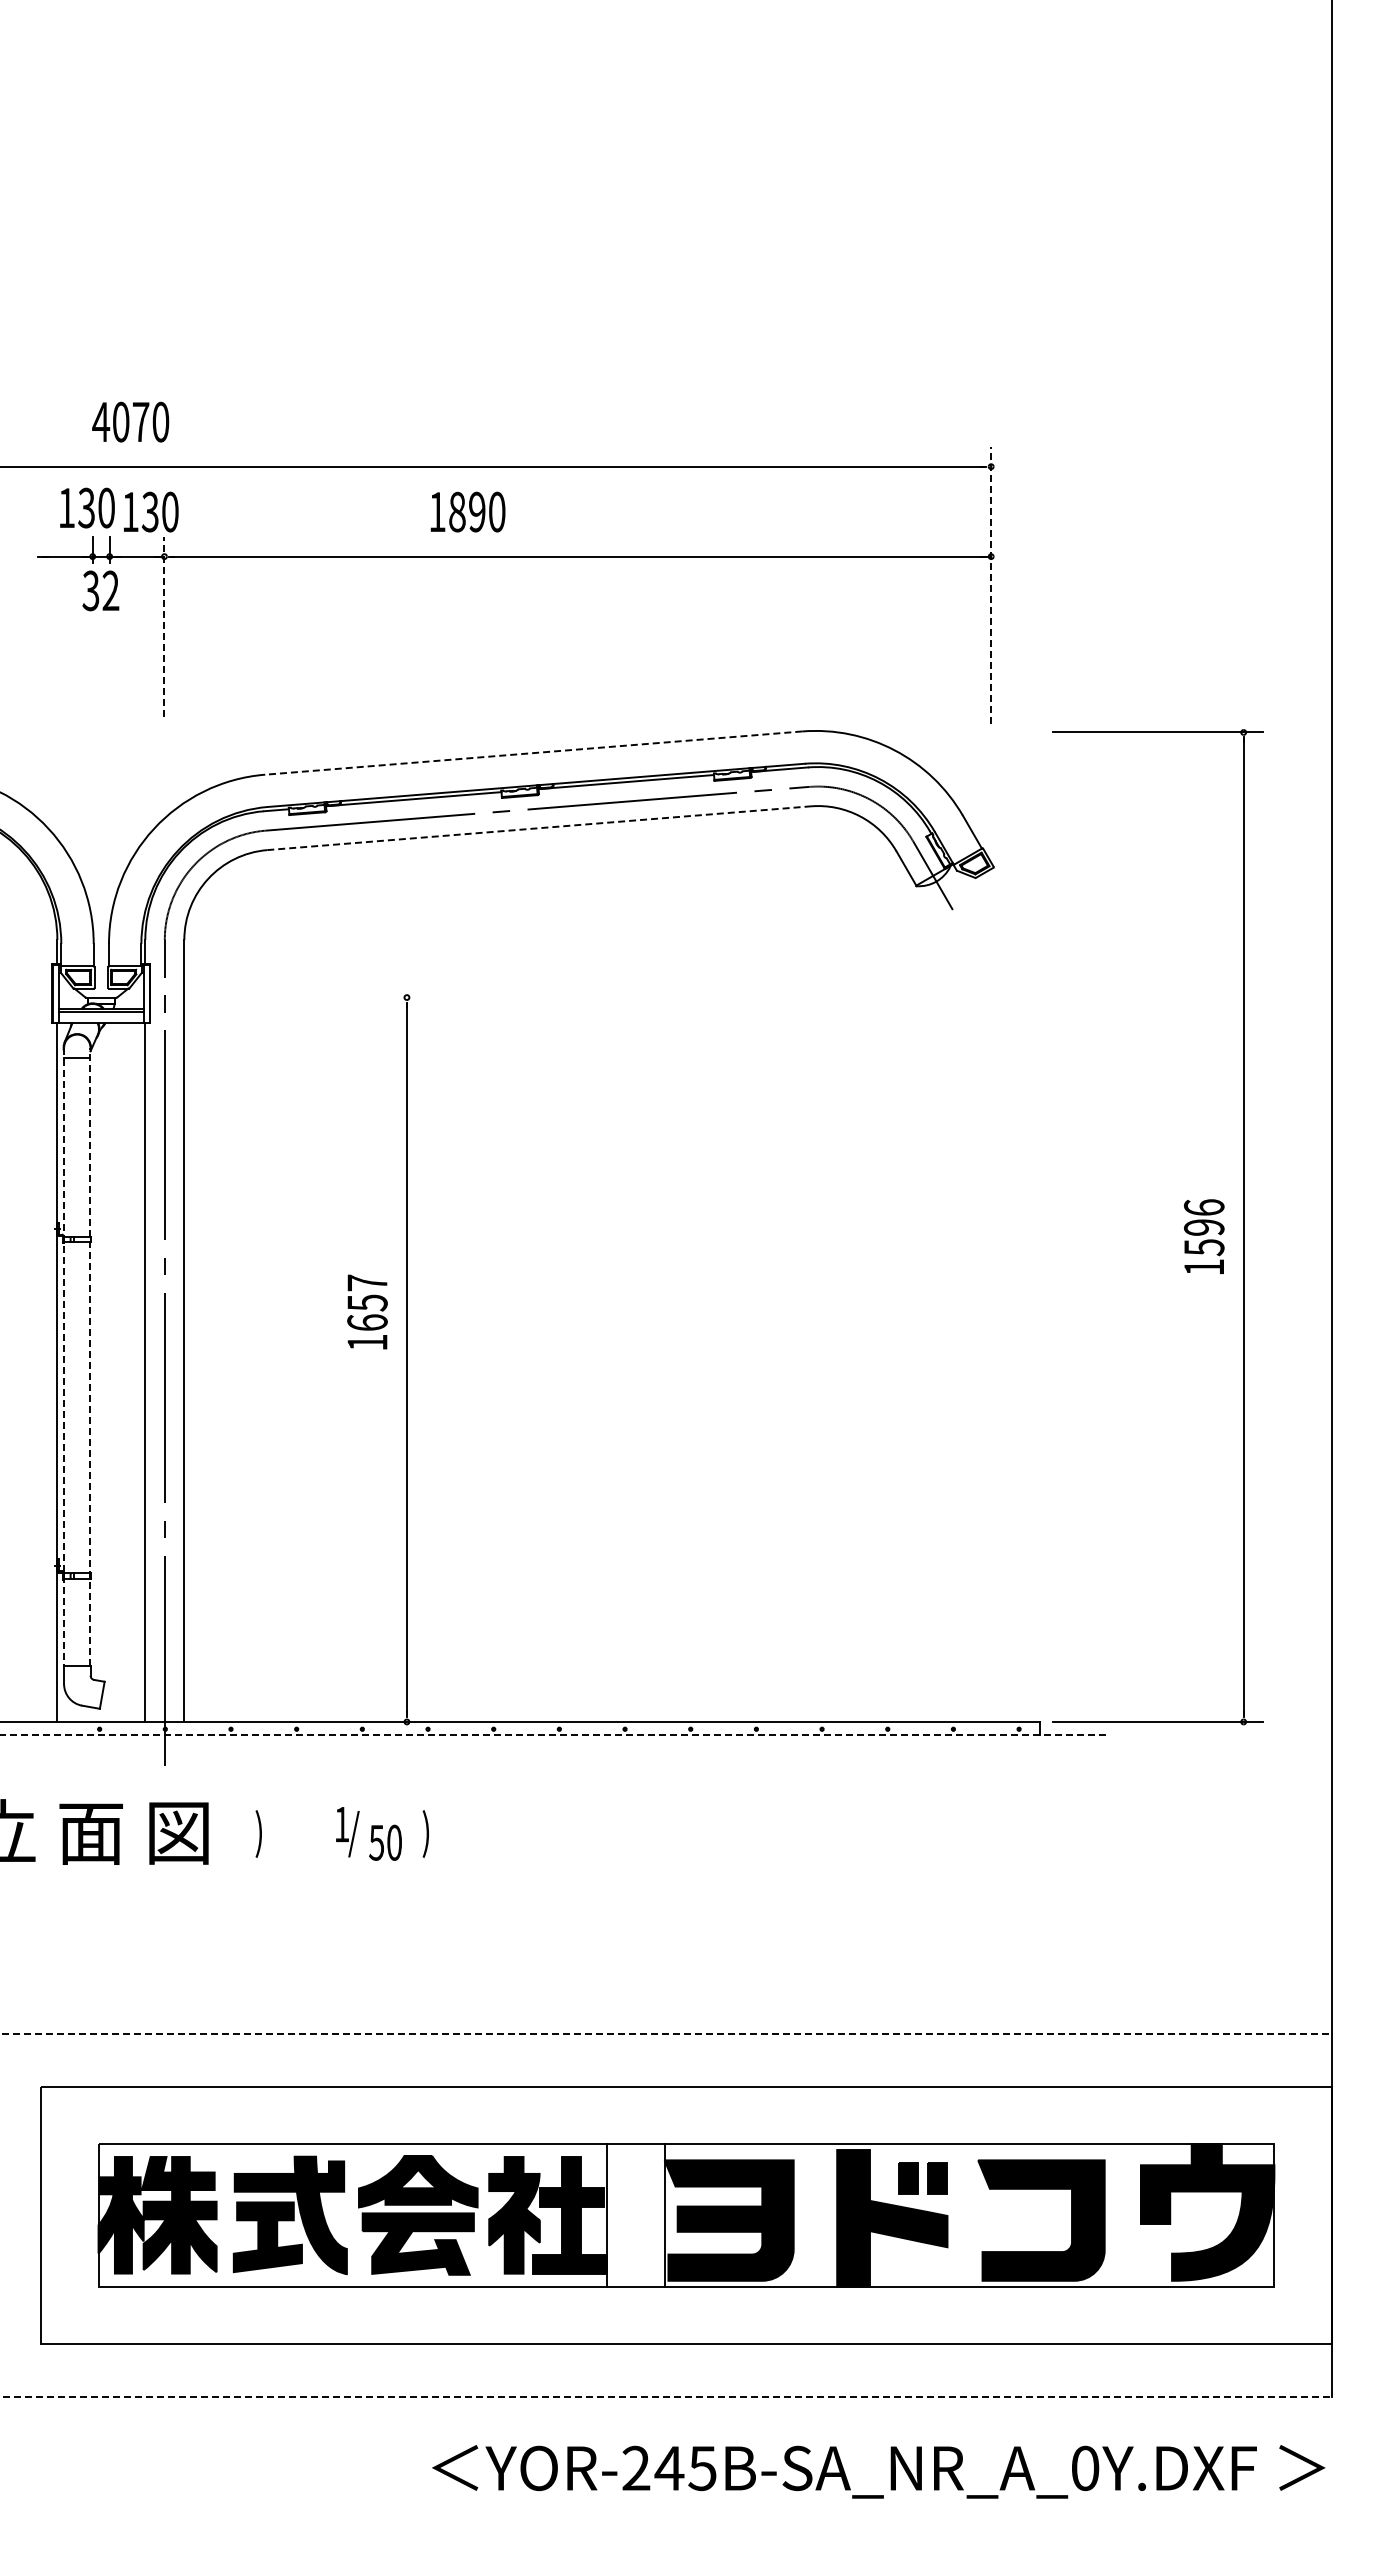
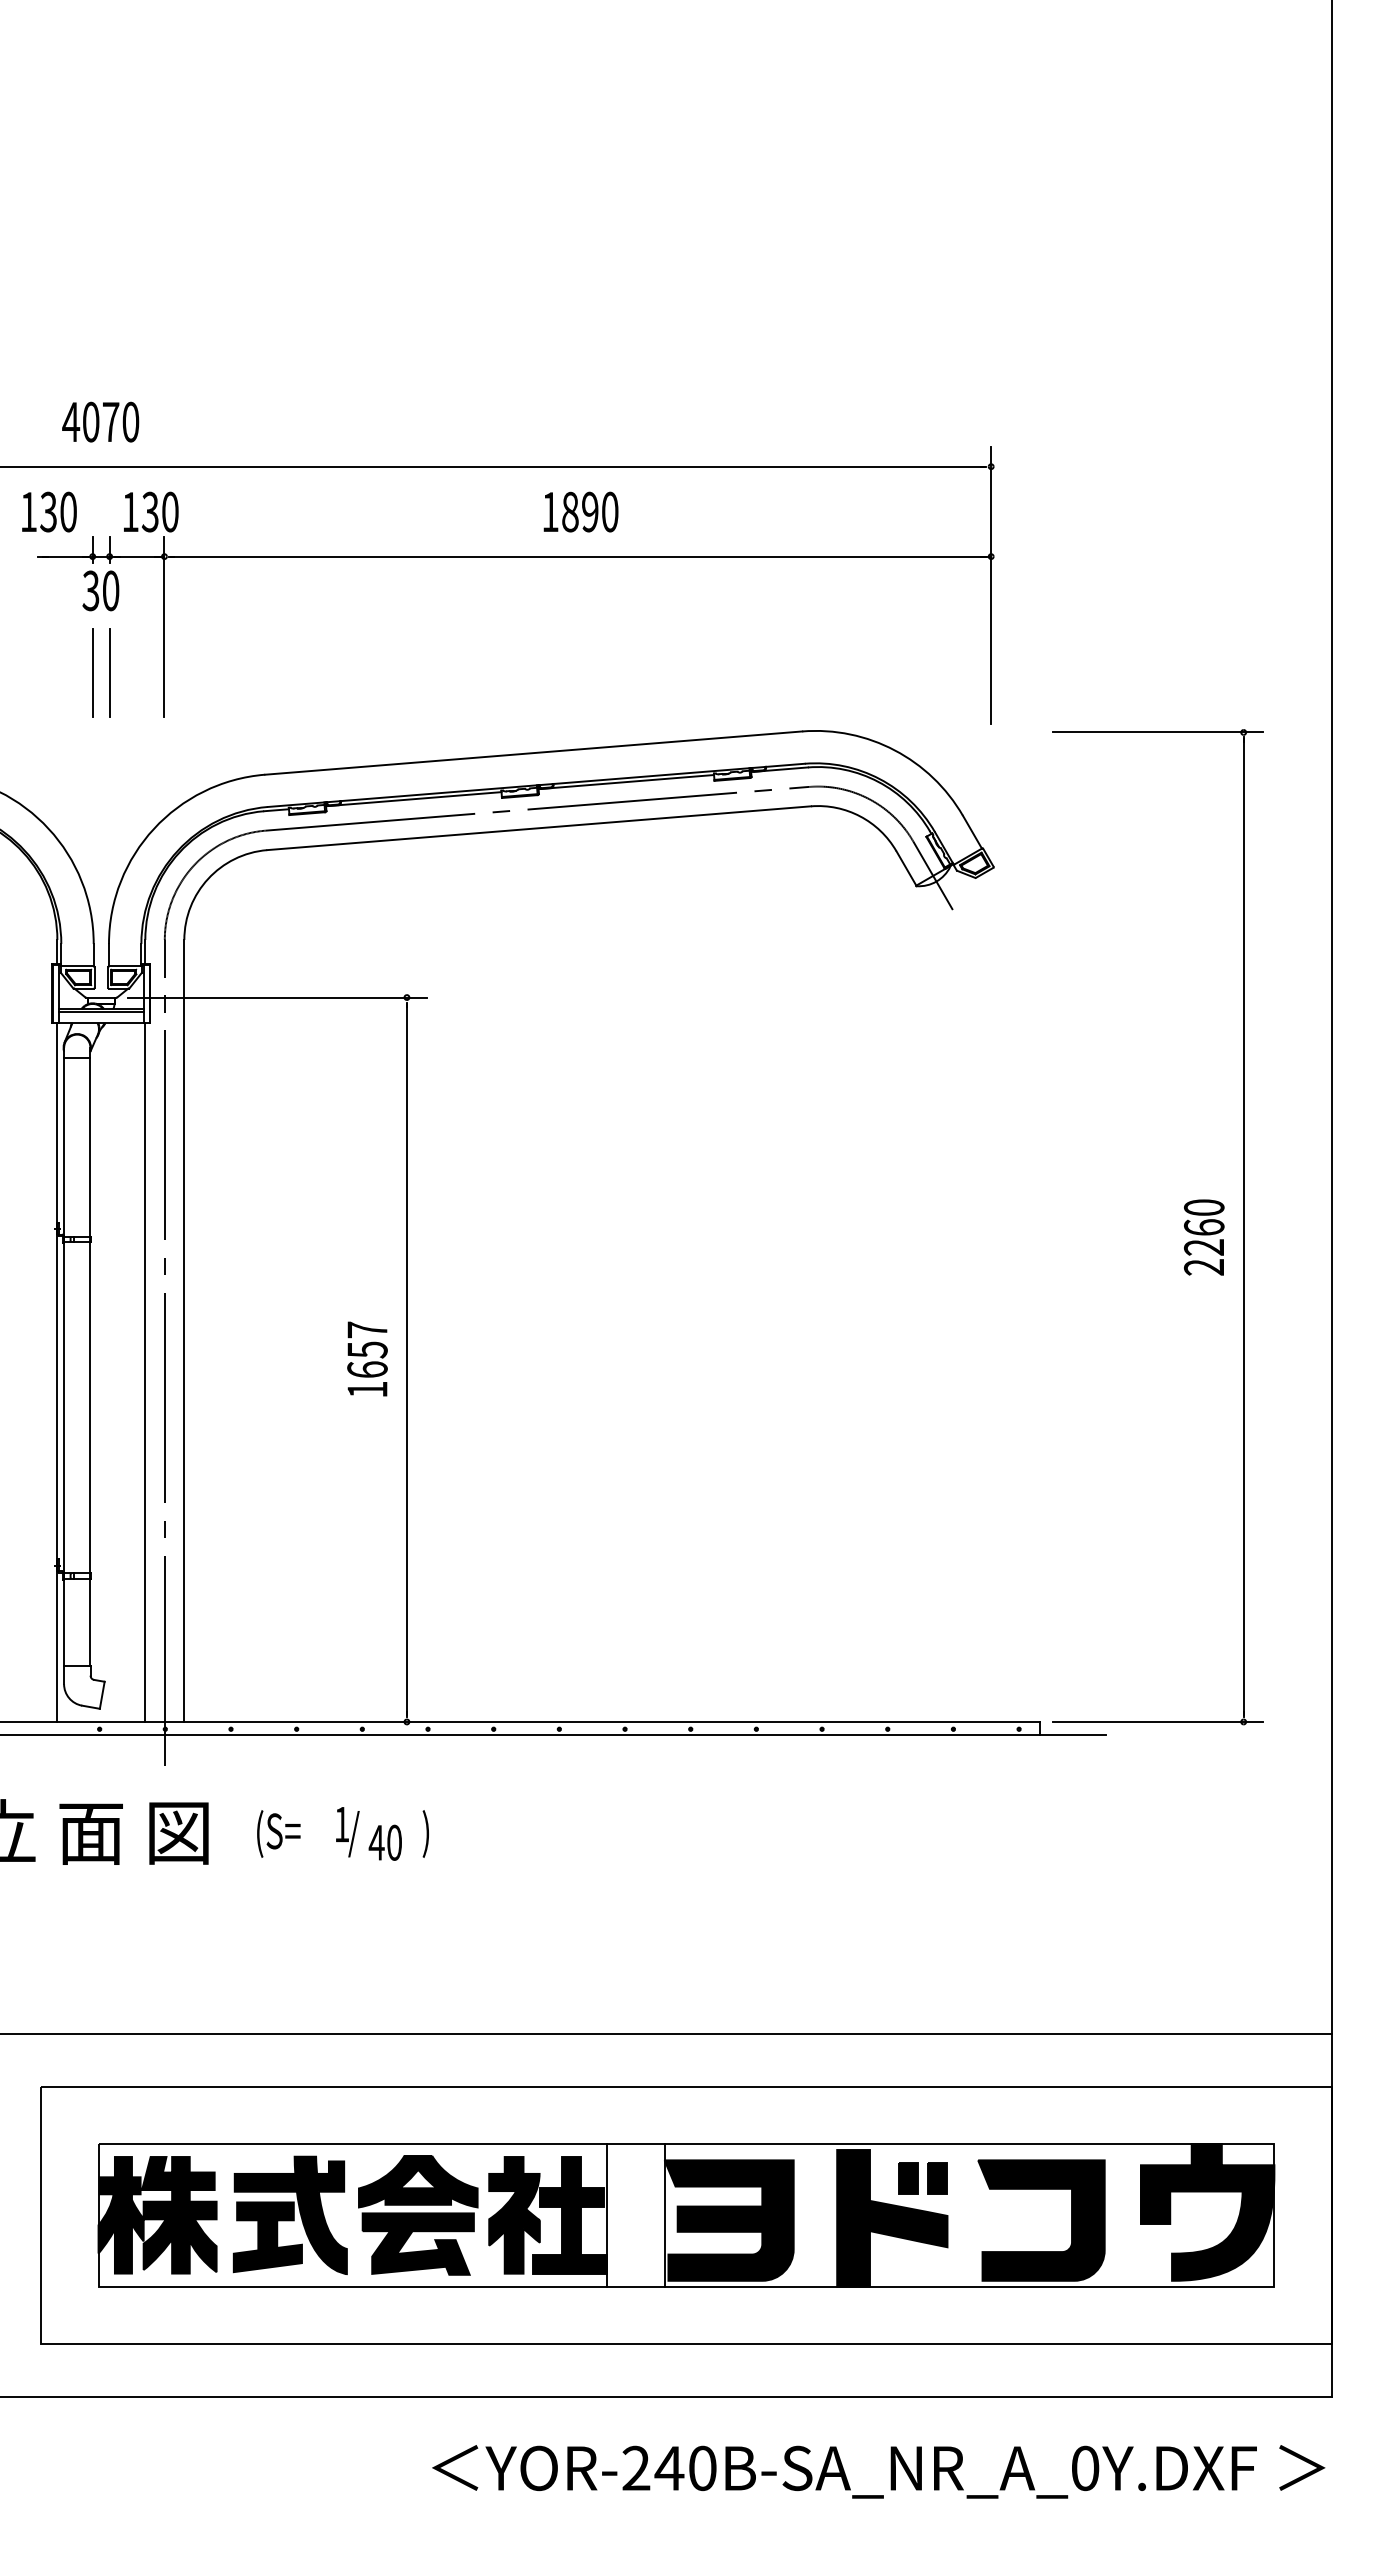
text position: (130, 421) -> (100, 421) (100, 421)
text position: (87, 507) -> (49, 511) (49, 511)
text position: (467, 511) -> (580, 511) (580, 511)
line: dashed -> solid (991, 584)
text: 32 -> 30 (110, 590)
line: dashed -> solid (164, 626)
line: none -> present (92, 672)
line: none -> present (109, 672)
line: dashed -> solid (533, 753)
line: dashed -> solid (539, 828)
line: none -> present (276, 997)
text: 1596 -> 2260 (1203, 1237)
text position: (367, 1311) -> (367, 1358) (367, 1358)
line: dashed -> solid (64, 1356)
line: dashed -> solid (90, 1356)
line: dashed -> solid (552, 1735)
text: ) -> (S= (277, 1833)
text: 50 -> 40 (376, 1842)
line: dashed -> solid (665, 2034)
line: dashed -> solid (666, 2396)
text: YOR-245B-SA_NR_A_0Y.DXF -> YOR-240B-SA_NR_A_0Y.DXF (702, 2467)
